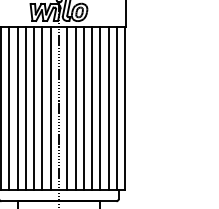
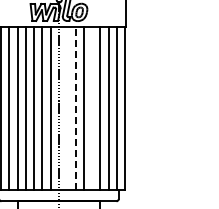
line: present -> none (67, 108)
line: solid -> dashed (75, 108)
line: present -> none (92, 108)
